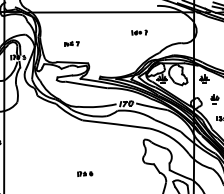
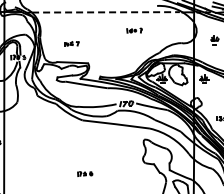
line: solid -> dashed (105, 12)
part position: (139, 32) -> (134, 30) (134, 30)
part position: (214, 99) -> (214, 40) (214, 40)
